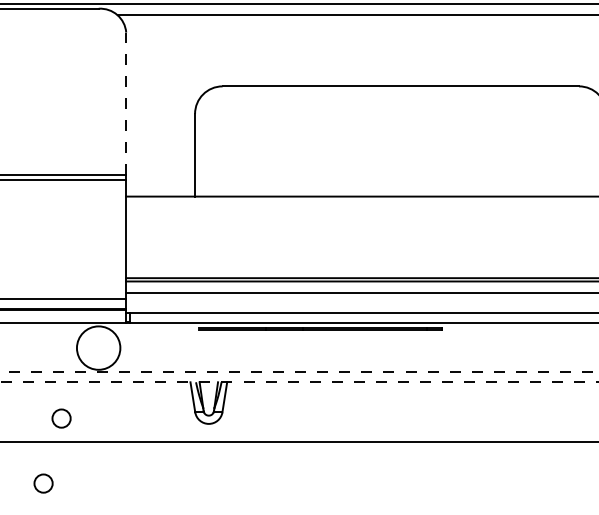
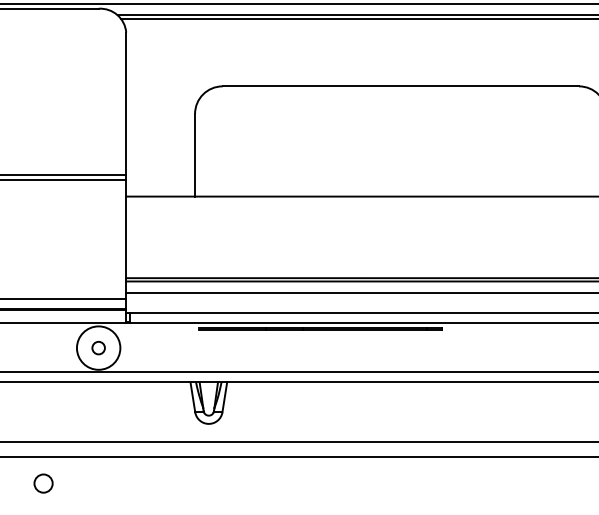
line: none -> present (357, 18)
line: dashed -> solid (126, 103)
circle: none -> present (98, 348)
line: dashed -> solid (299, 372)
line: dashed -> solid (299, 382)
circle: present -> none (61, 418)
line: none -> present (298, 457)
